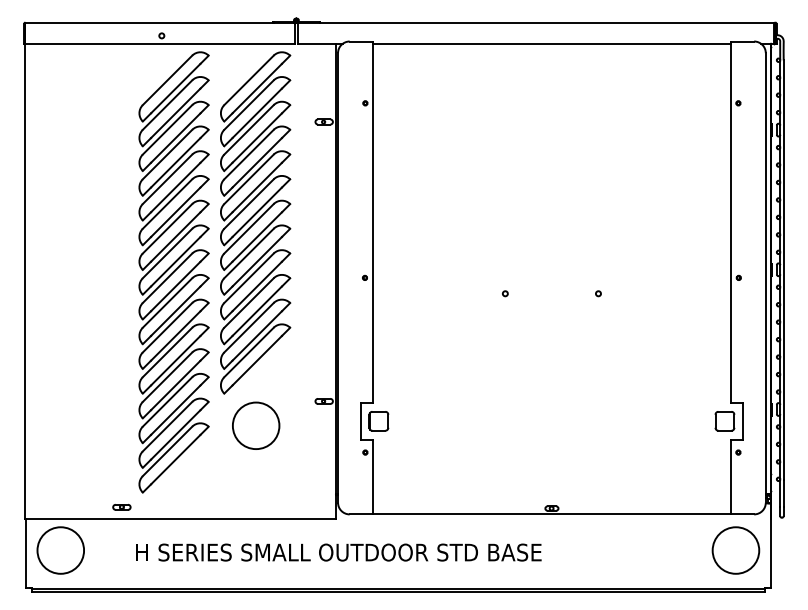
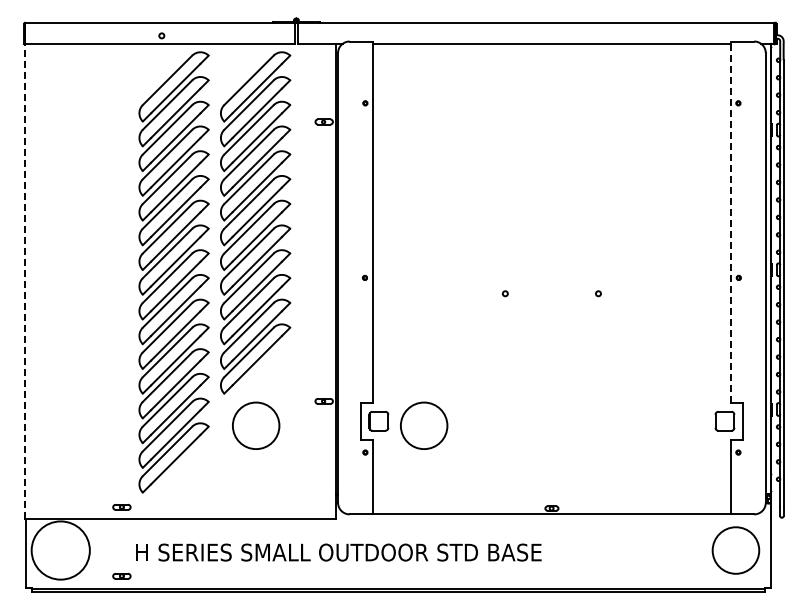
line: solid -> dashed (730, 222)
line: solid -> dashed (25, 281)
circle: none -> present (424, 425)
circle diameter: 47 px -> 58 px (60, 550)
part: none -> present (121, 576)
